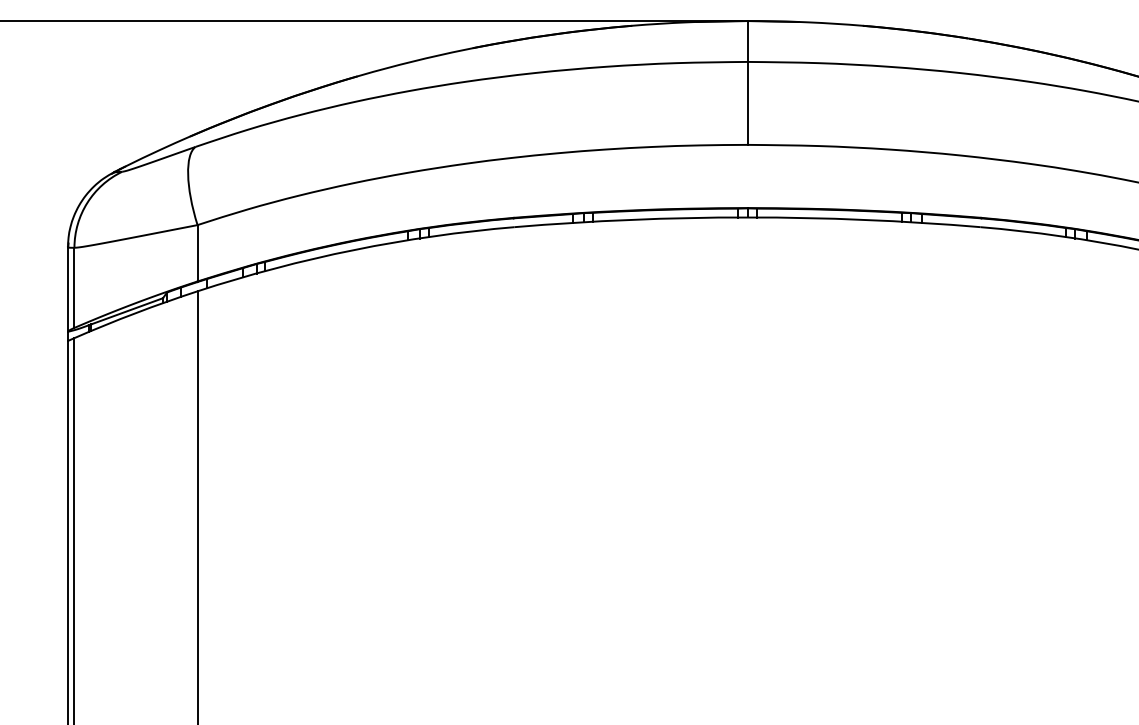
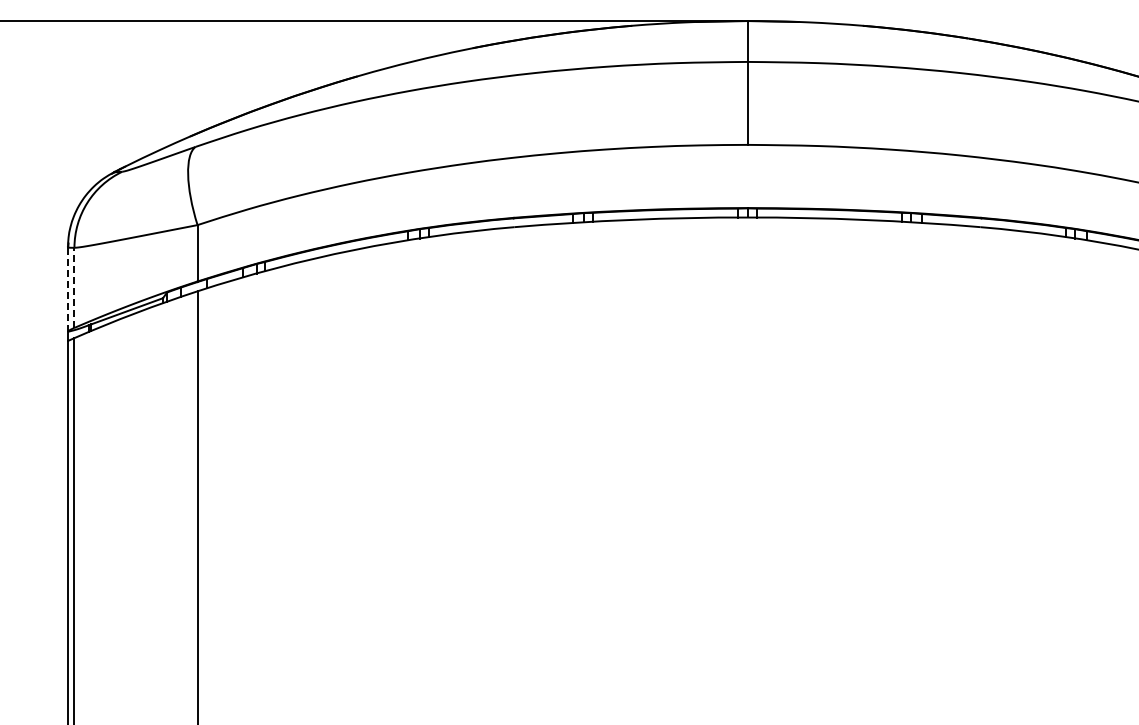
line: solid -> dashed (74, 287)
line: solid -> dashed (67, 289)
